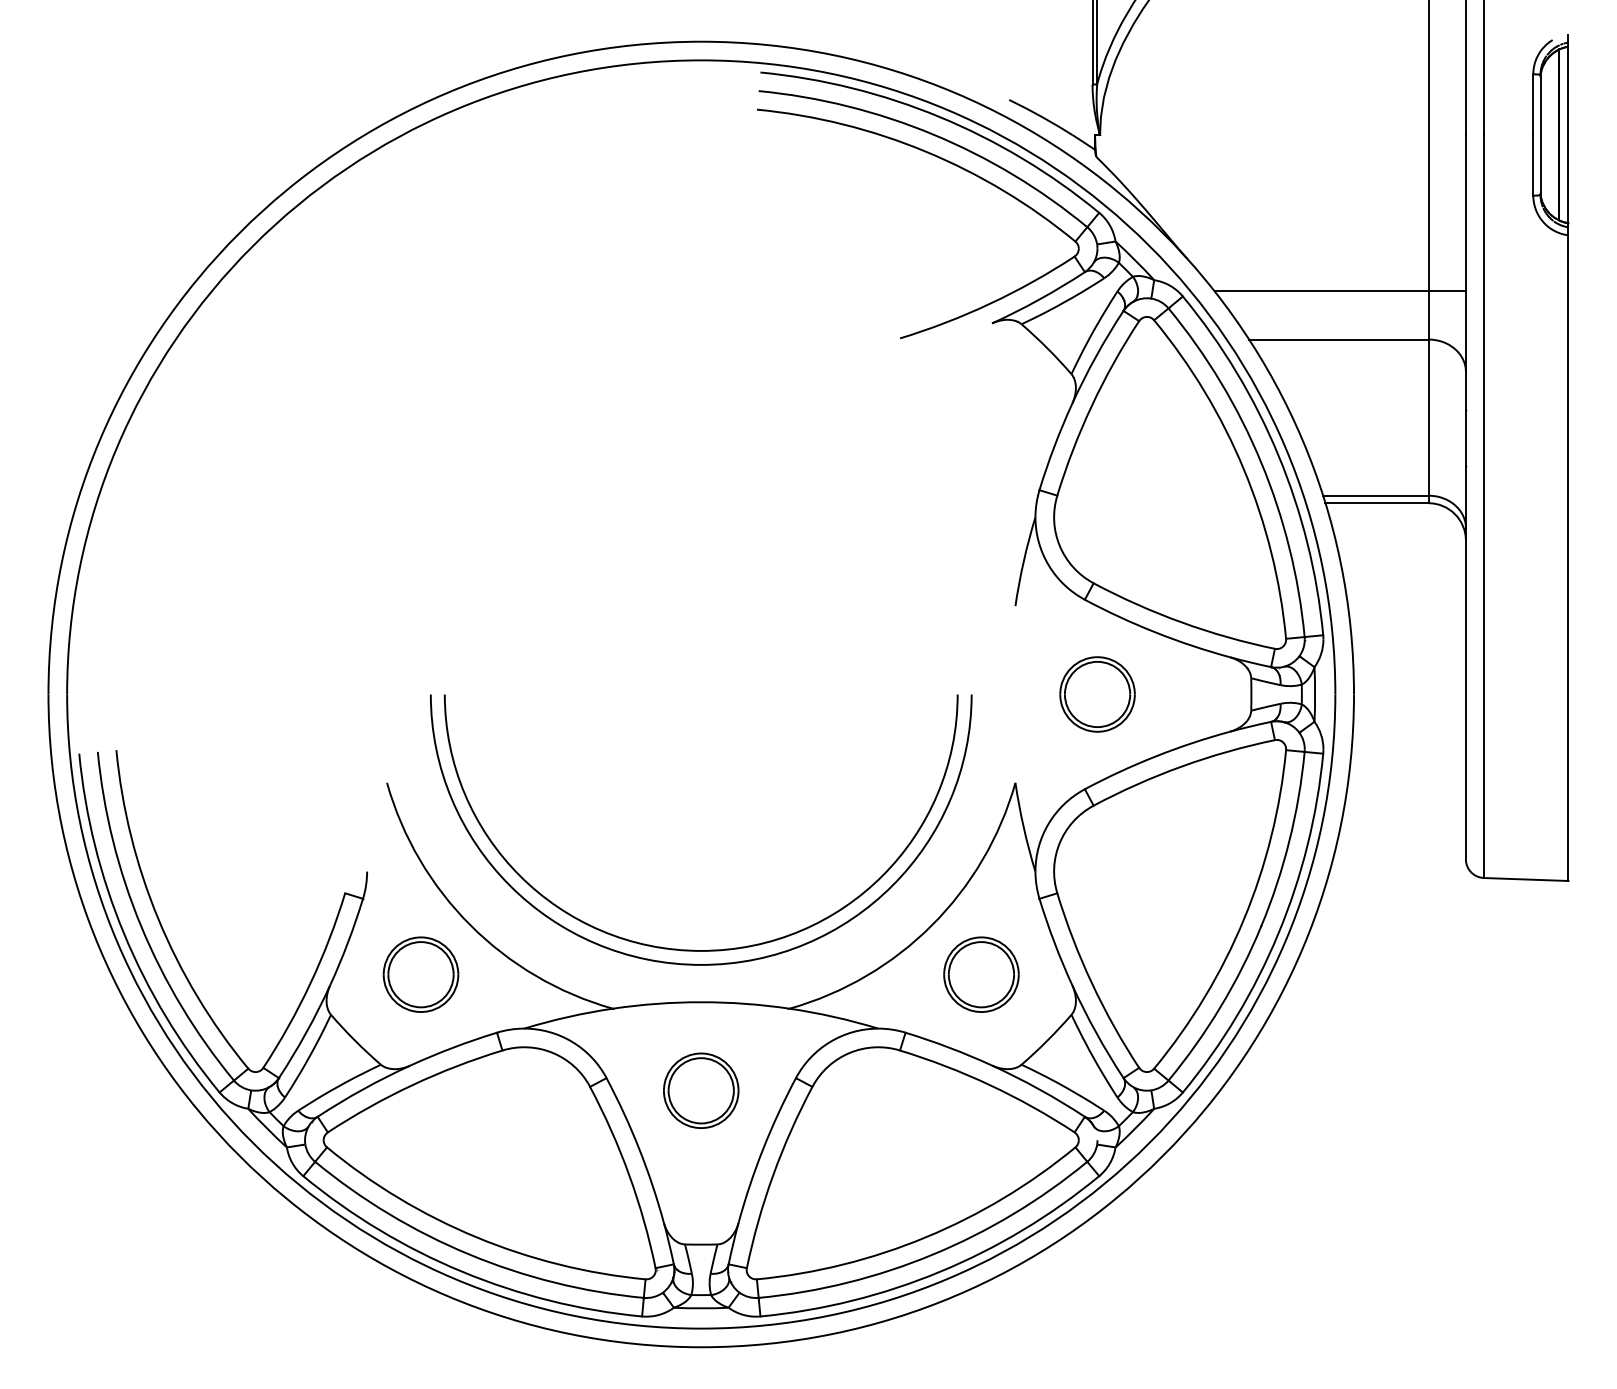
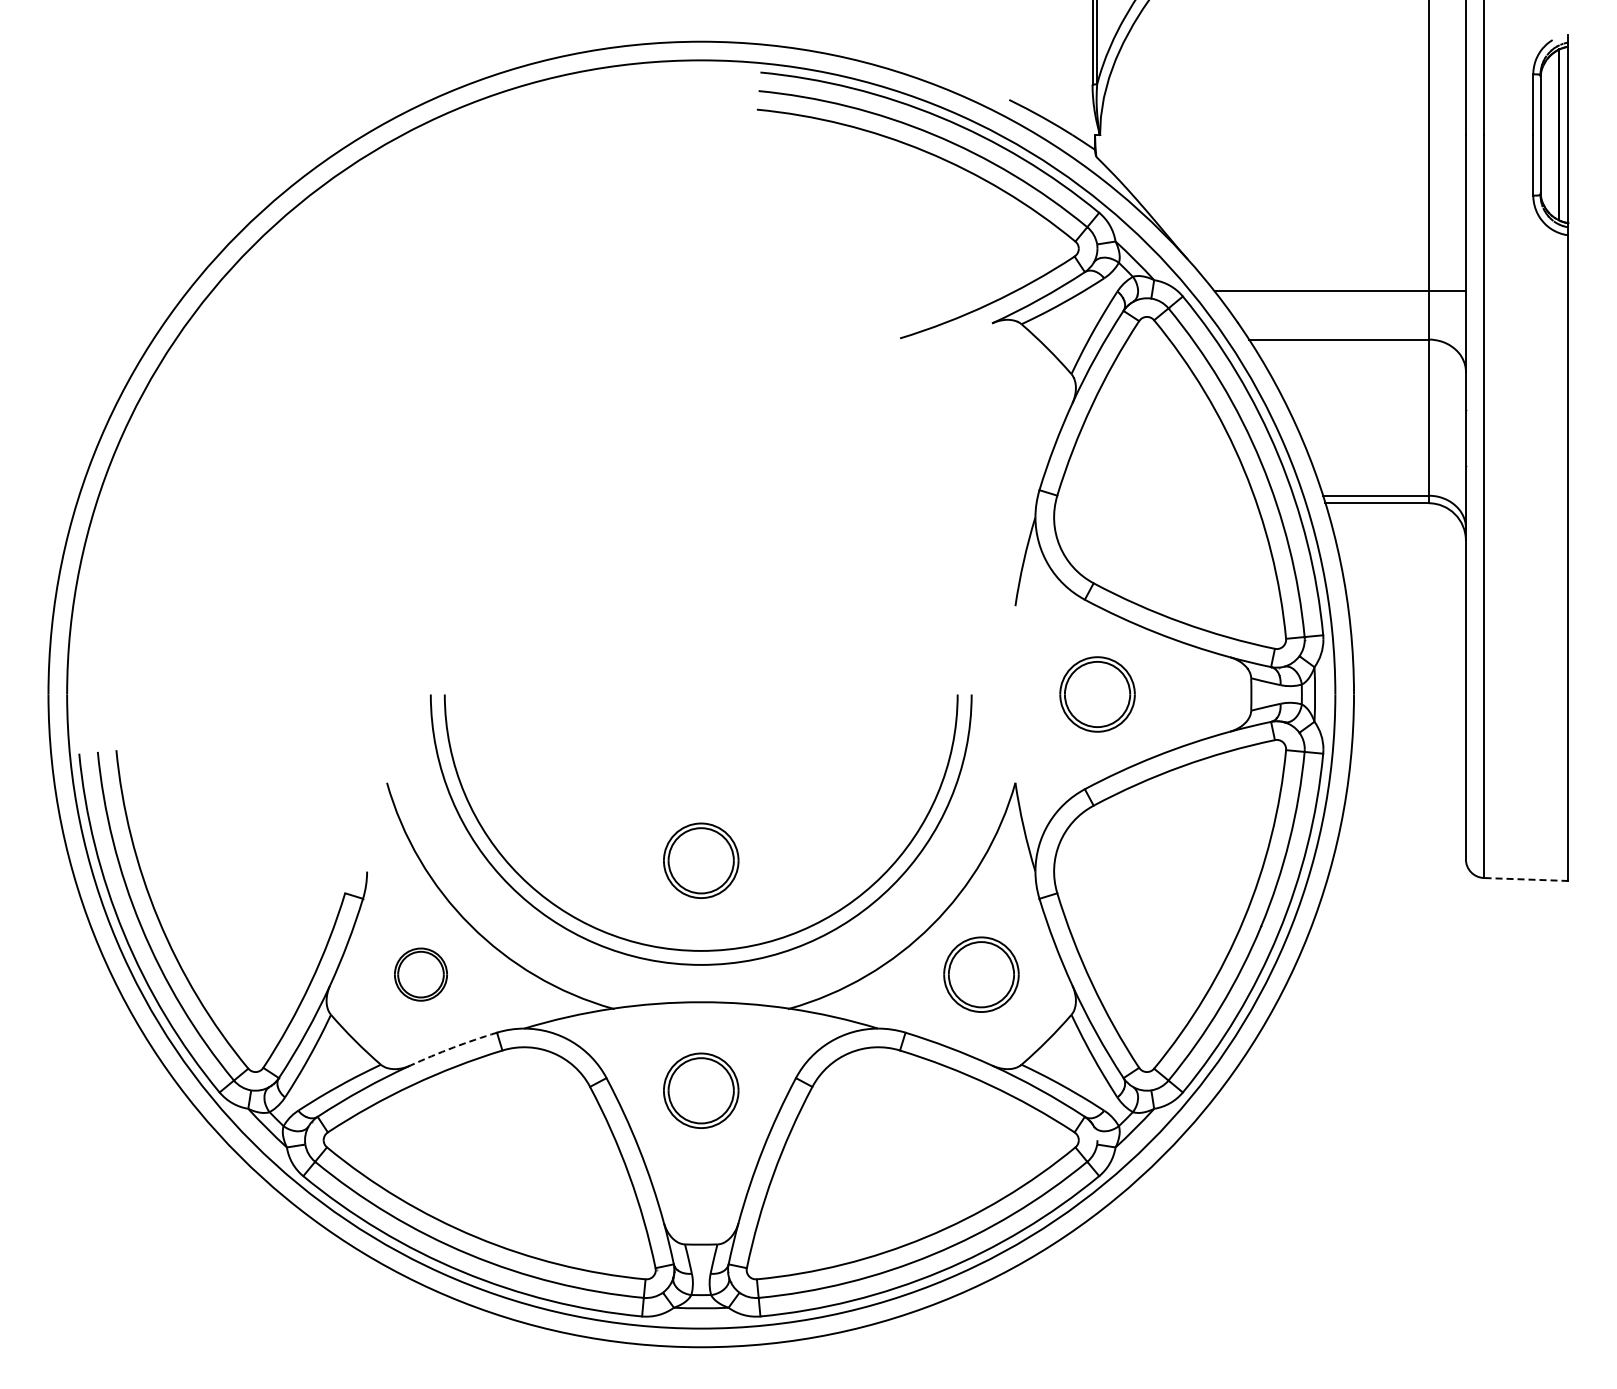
part: none -> present (701, 860)
line: solid -> dashed (1525, 879)
part size: 78x77 px -> 54x55 px (420, 974)
arc: solid -> dashed (453, 1047)
